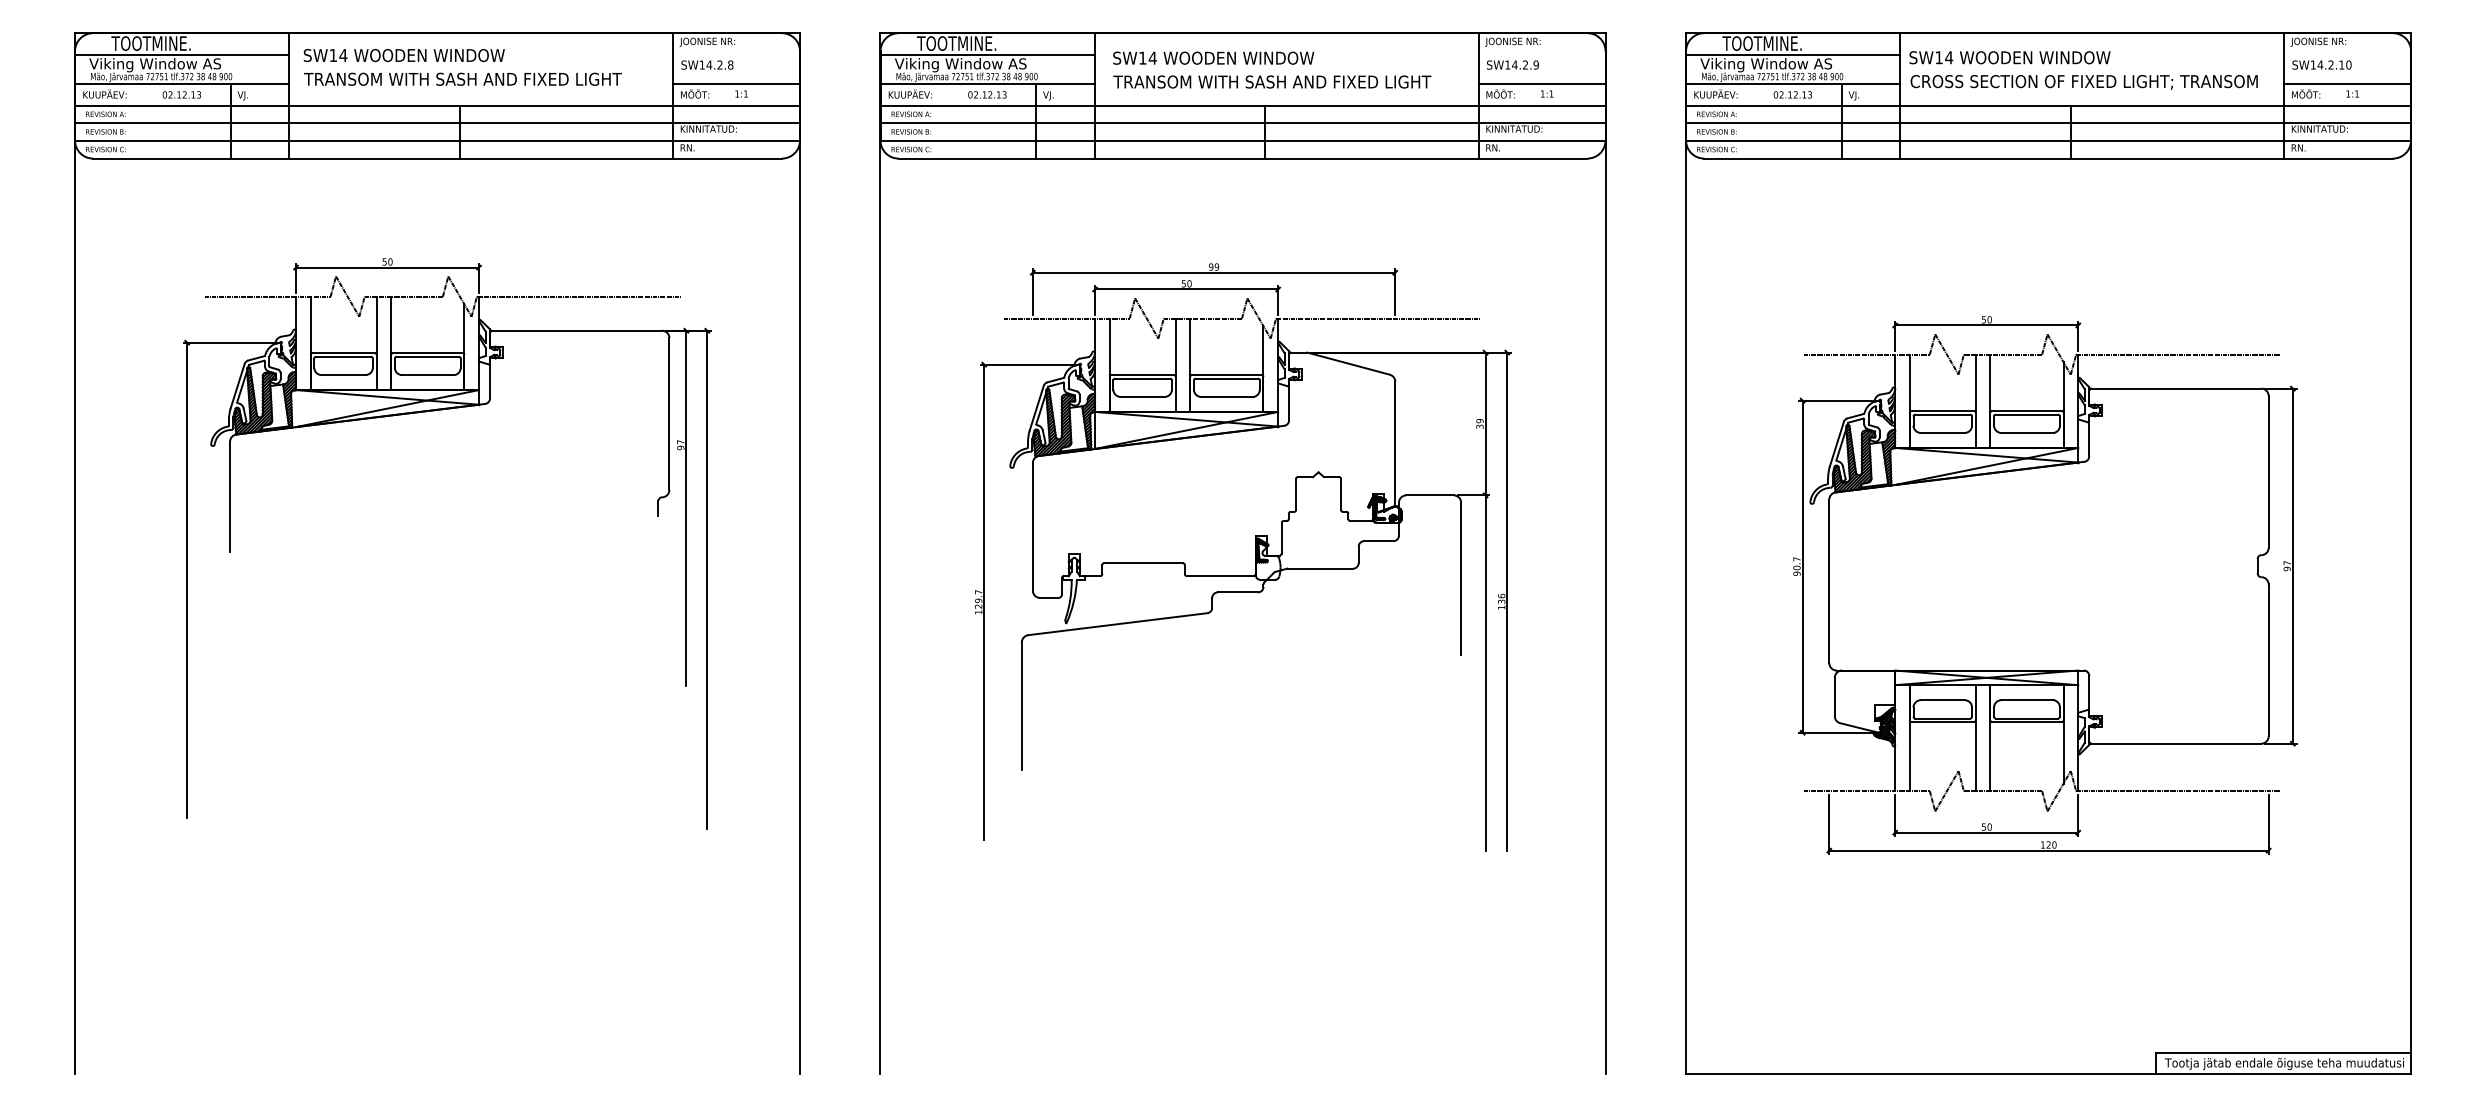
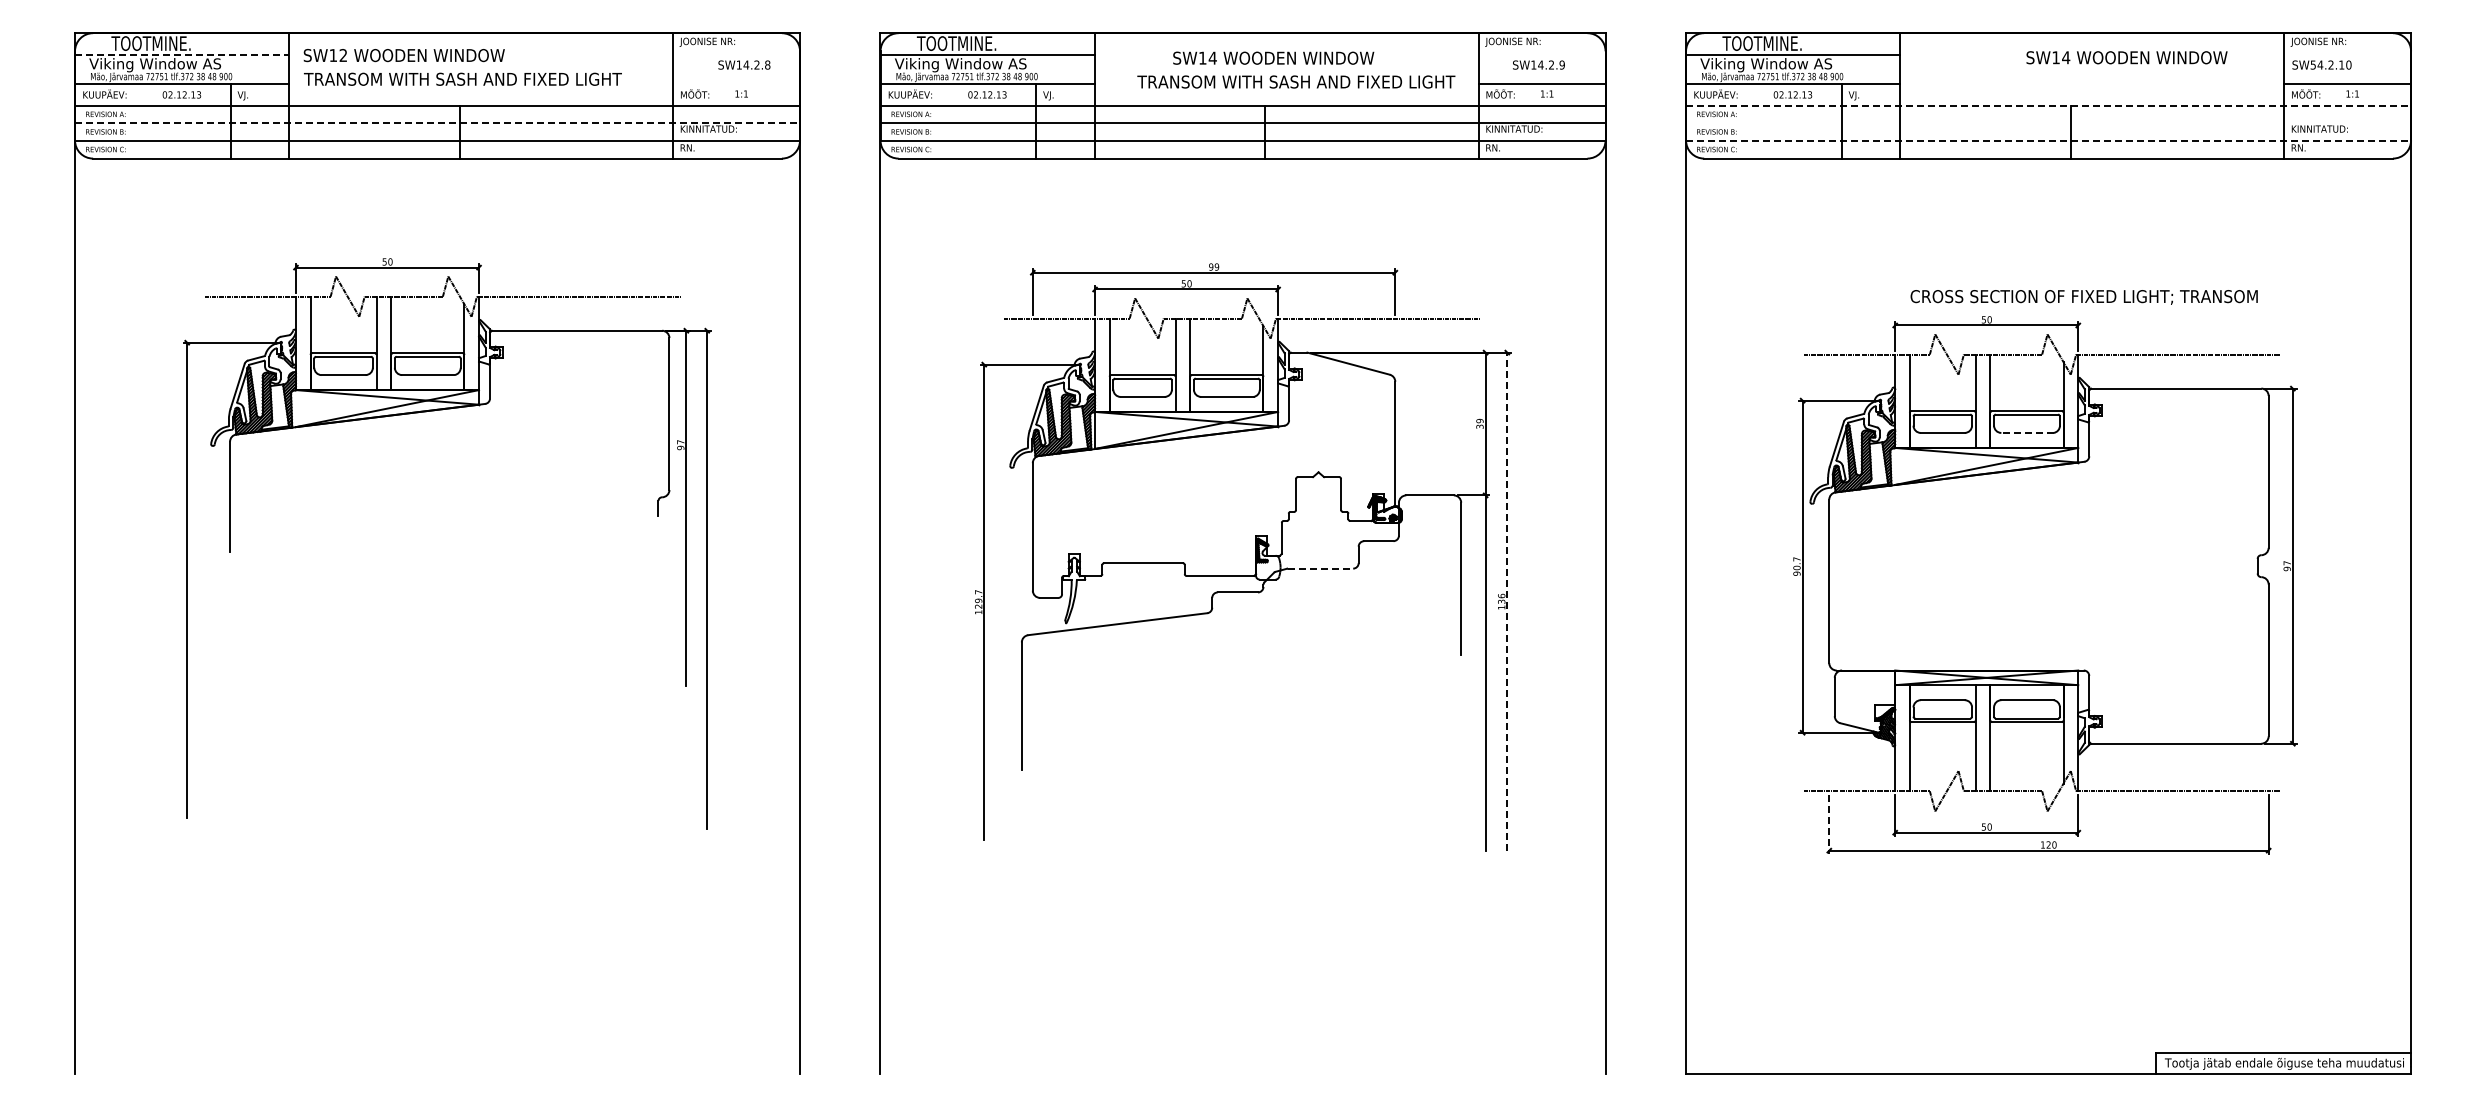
line: solid -> dashed (182, 54)
text: SW14 -> SW12 (343, 55)
text position: (1213, 57) -> (1273, 57) (1273, 57)
text position: (2009, 57) -> (2126, 57) (2126, 57)
text position: (707, 64) -> (744, 64) (744, 64)
text position: (1512, 64) -> (1538, 64) (1538, 64)
text: SW14.2.10 -> SW54.2.10 (2312, 64)
text position: (1272, 81) -> (1296, 81) (1296, 81)
text position: (2083, 82) -> (2083, 297) (2083, 297)
line: present -> none (736, 83)
line: solid -> dashed (2048, 105)
line: solid -> dashed (437, 123)
line: present -> none (2048, 123)
line: solid -> dashed (2048, 140)
line: solid -> dashed (2027, 432)
line: solid -> dashed (1320, 568)
line: solid -> dashed (1507, 601)
line: solid -> dashed (1829, 824)
